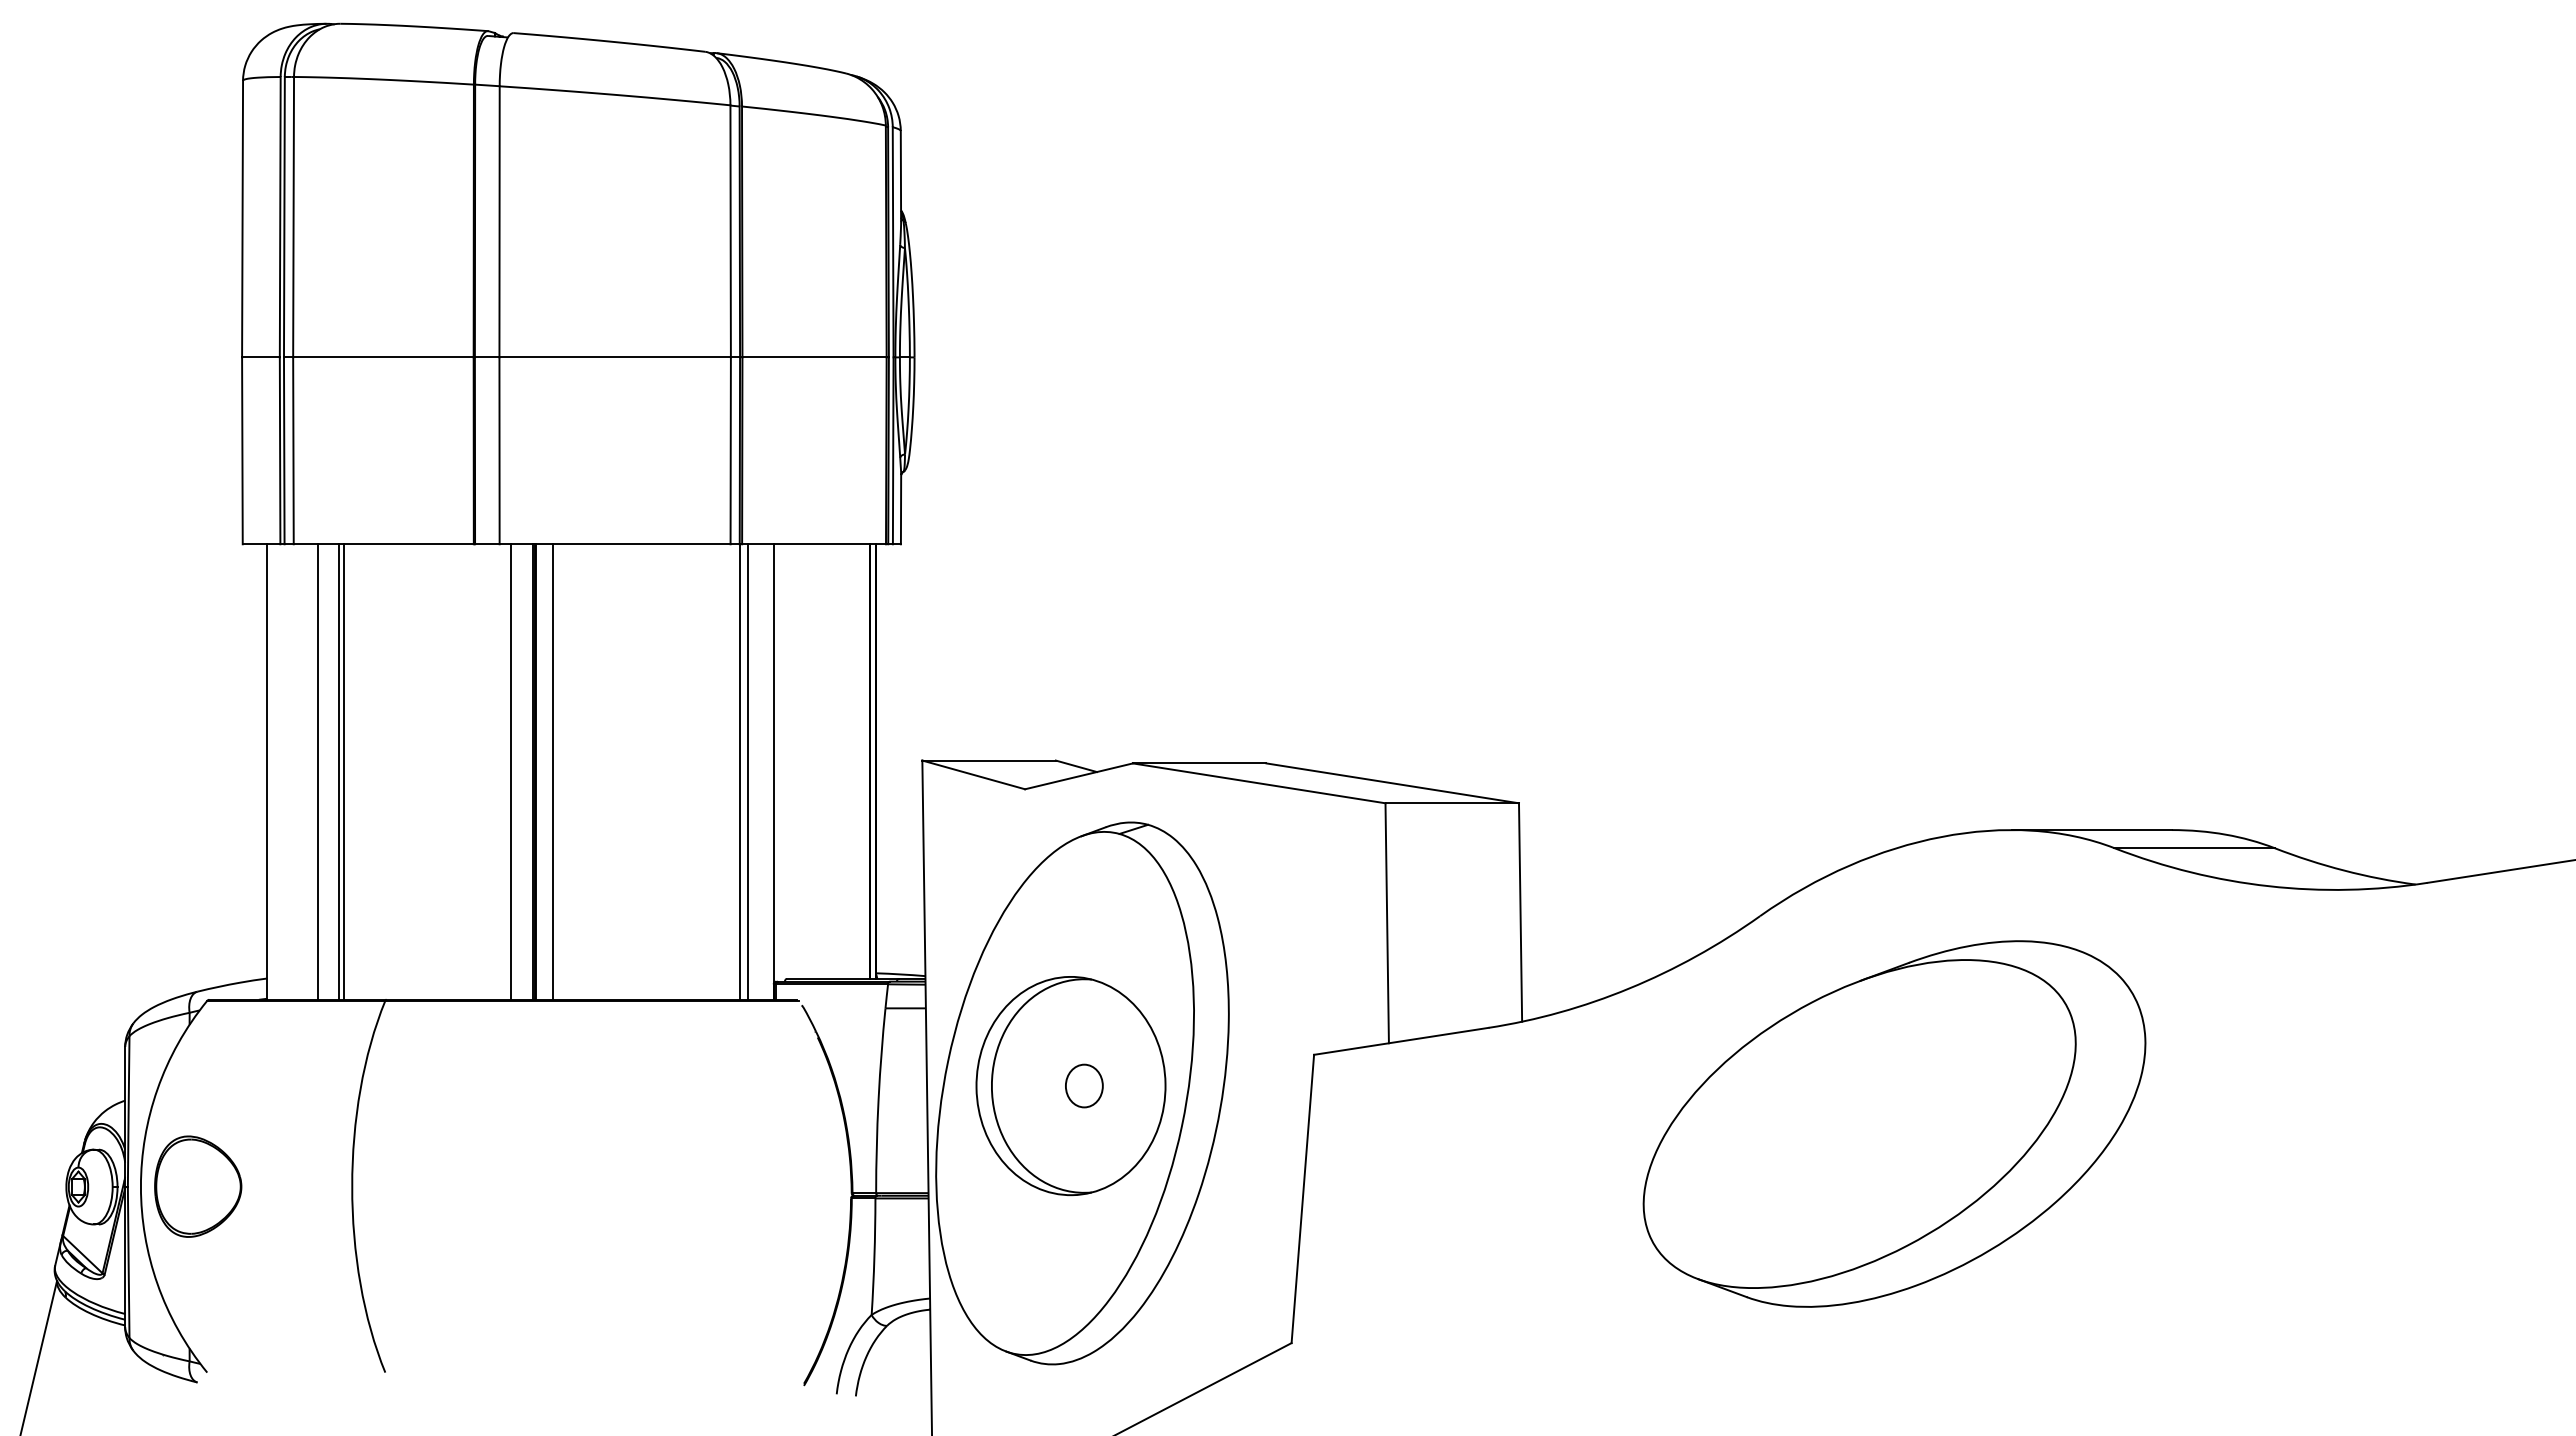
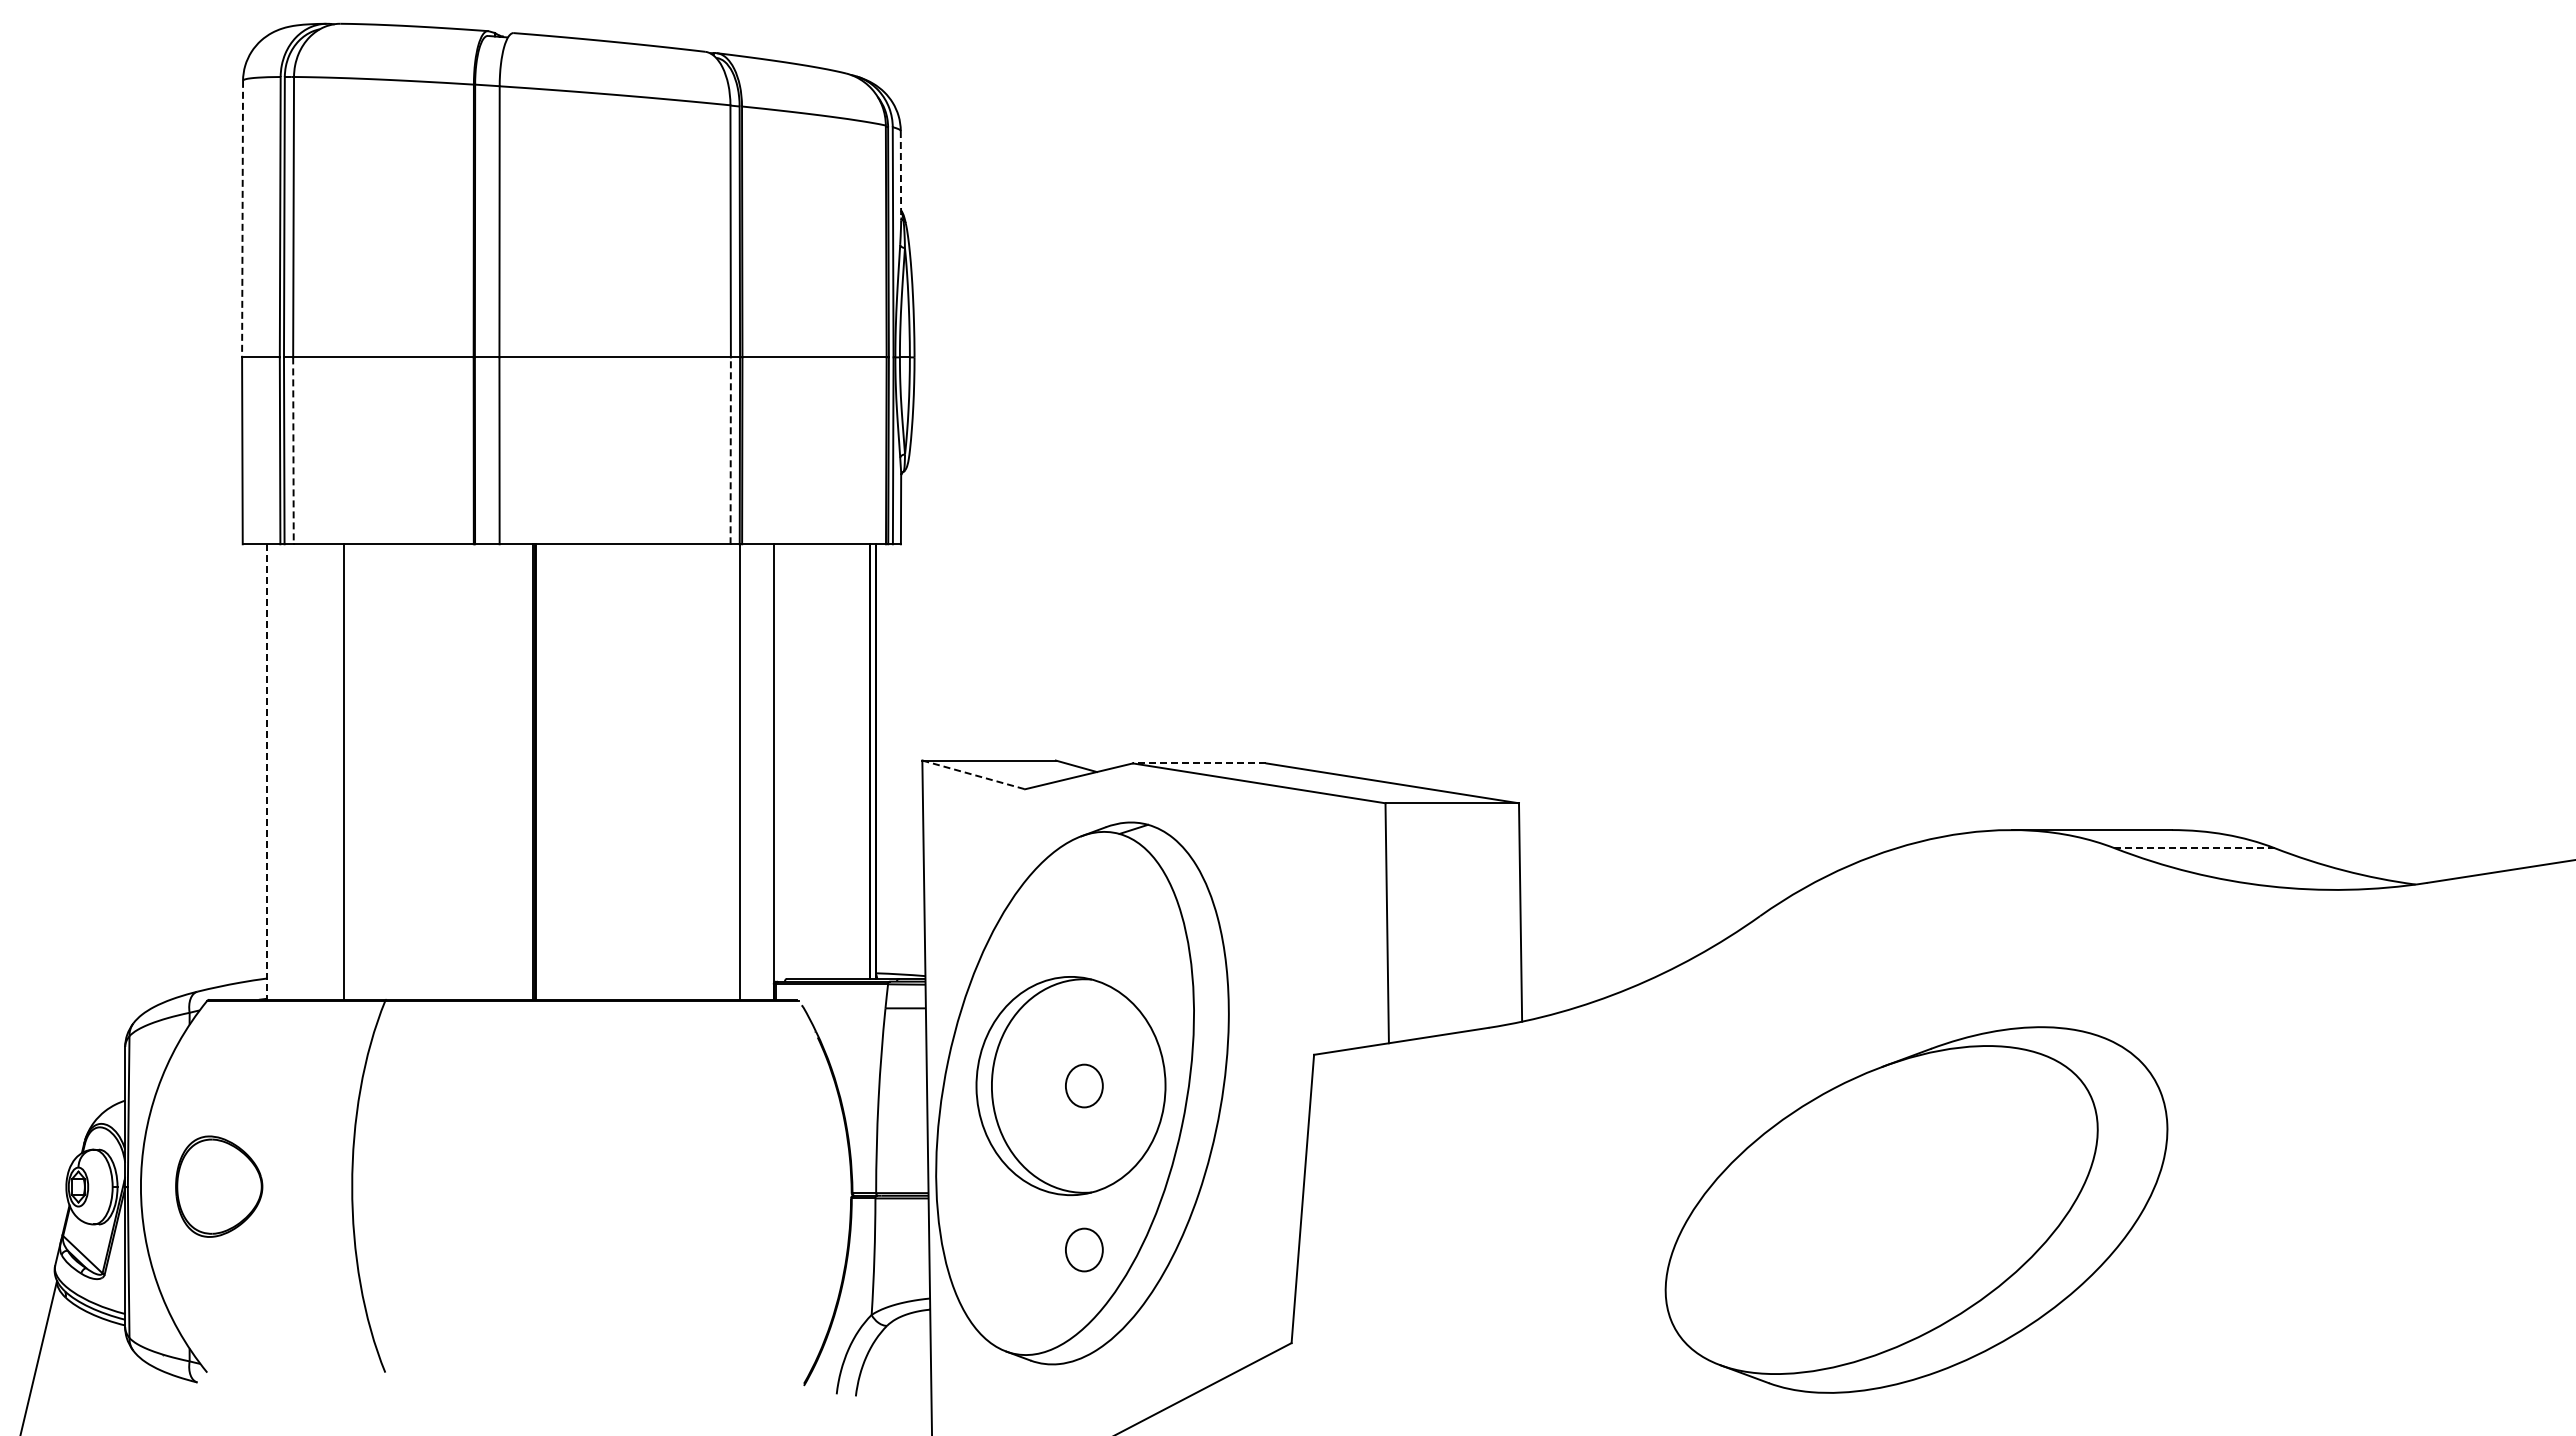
line: solid -> dashed (900, 175)
line: solid -> dashed (242, 219)
line: solid -> dashed (730, 450)
line: solid -> dashed (293, 451)
line: solid -> dashed (1199, 763)
line: present -> none (317, 771)
line: present -> none (339, 771)
line: present -> none (511, 771)
line: present -> none (553, 771)
line: present -> none (748, 771)
line: solid -> dashed (267, 772)
line: solid -> dashed (974, 775)
line: solid -> dashed (2194, 848)
part position: (1894, 1123) -> (1916, 1209) (1916, 1209)
part position: (198, 1186) -> (219, 1186) (219, 1186)
part: none -> present (1084, 1249)
